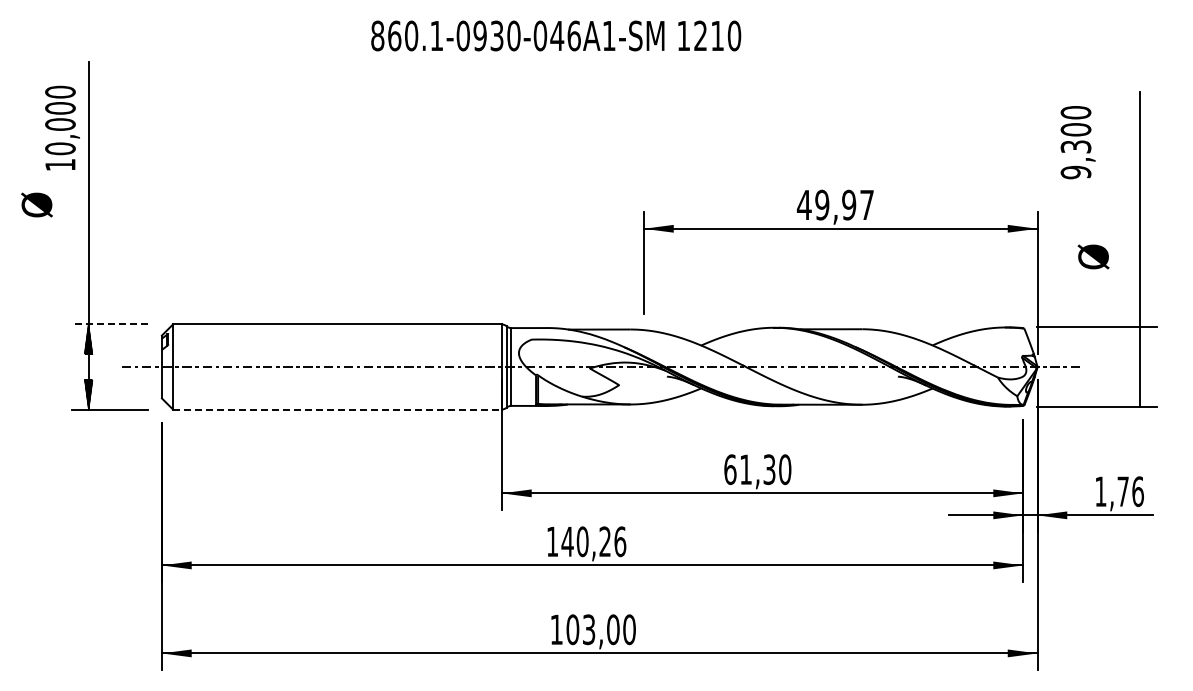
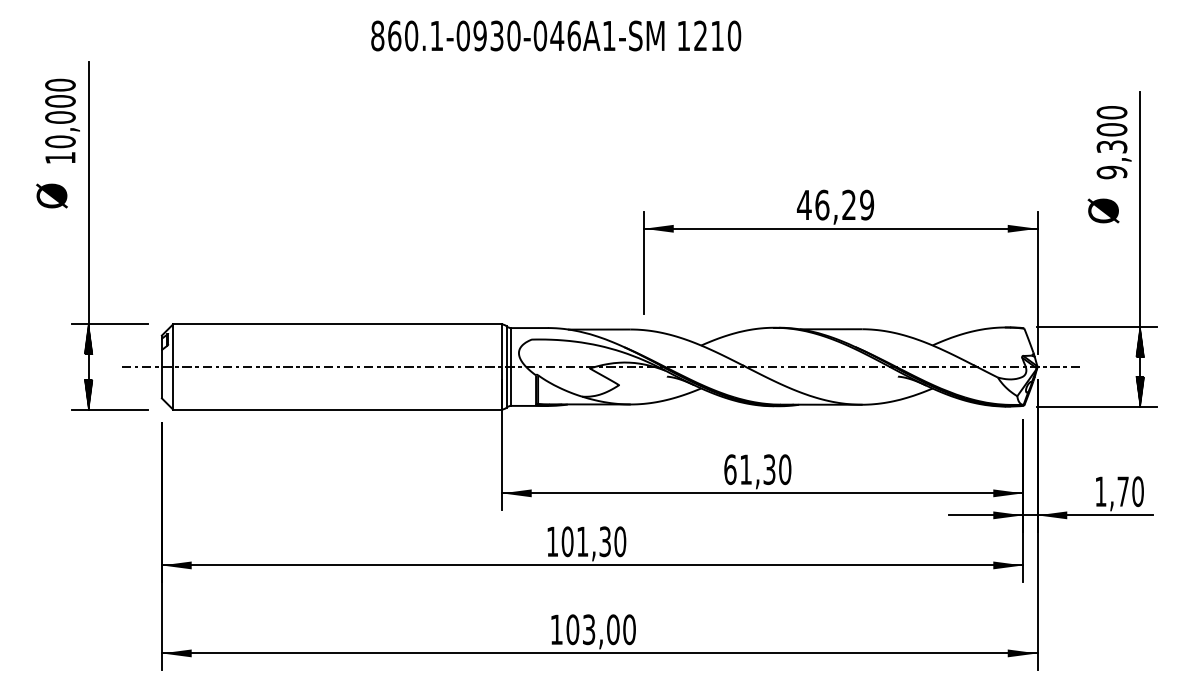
text position: (62, 127) -> (62, 120) (62, 120)
text position: (1077, 142) -> (1113, 142) (1113, 142)
text position: (36, 204) -> (51, 195) (51, 195)
text: 49,97 -> 46,29 (844, 204)
text position: (1093, 256) -> (1103, 210) (1103, 210)
line: dashed -> solid (109, 324)
hatch: none -> present (1140, 342)
hatch: none -> present (1140, 391)
line: dashed -> solid (337, 409)
text: 1,76 -> 1,70 (1137, 491)
text: 140,26 -> 101,30 (593, 541)
